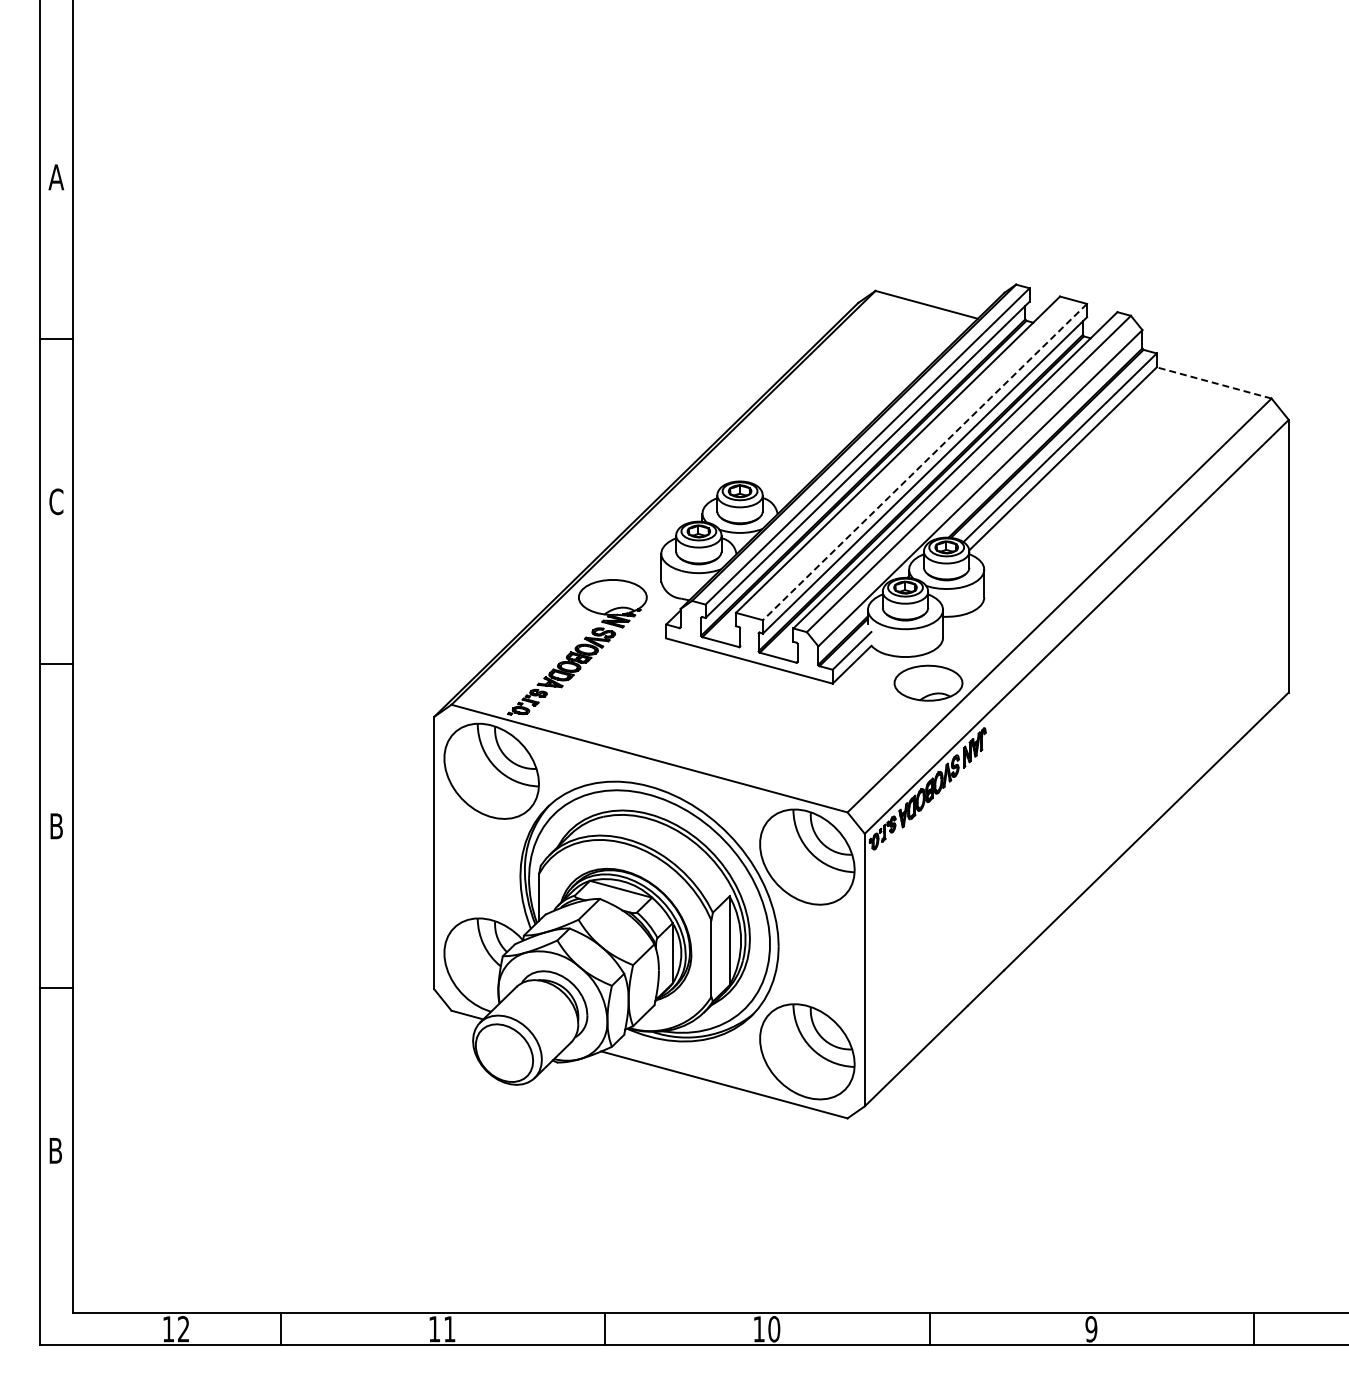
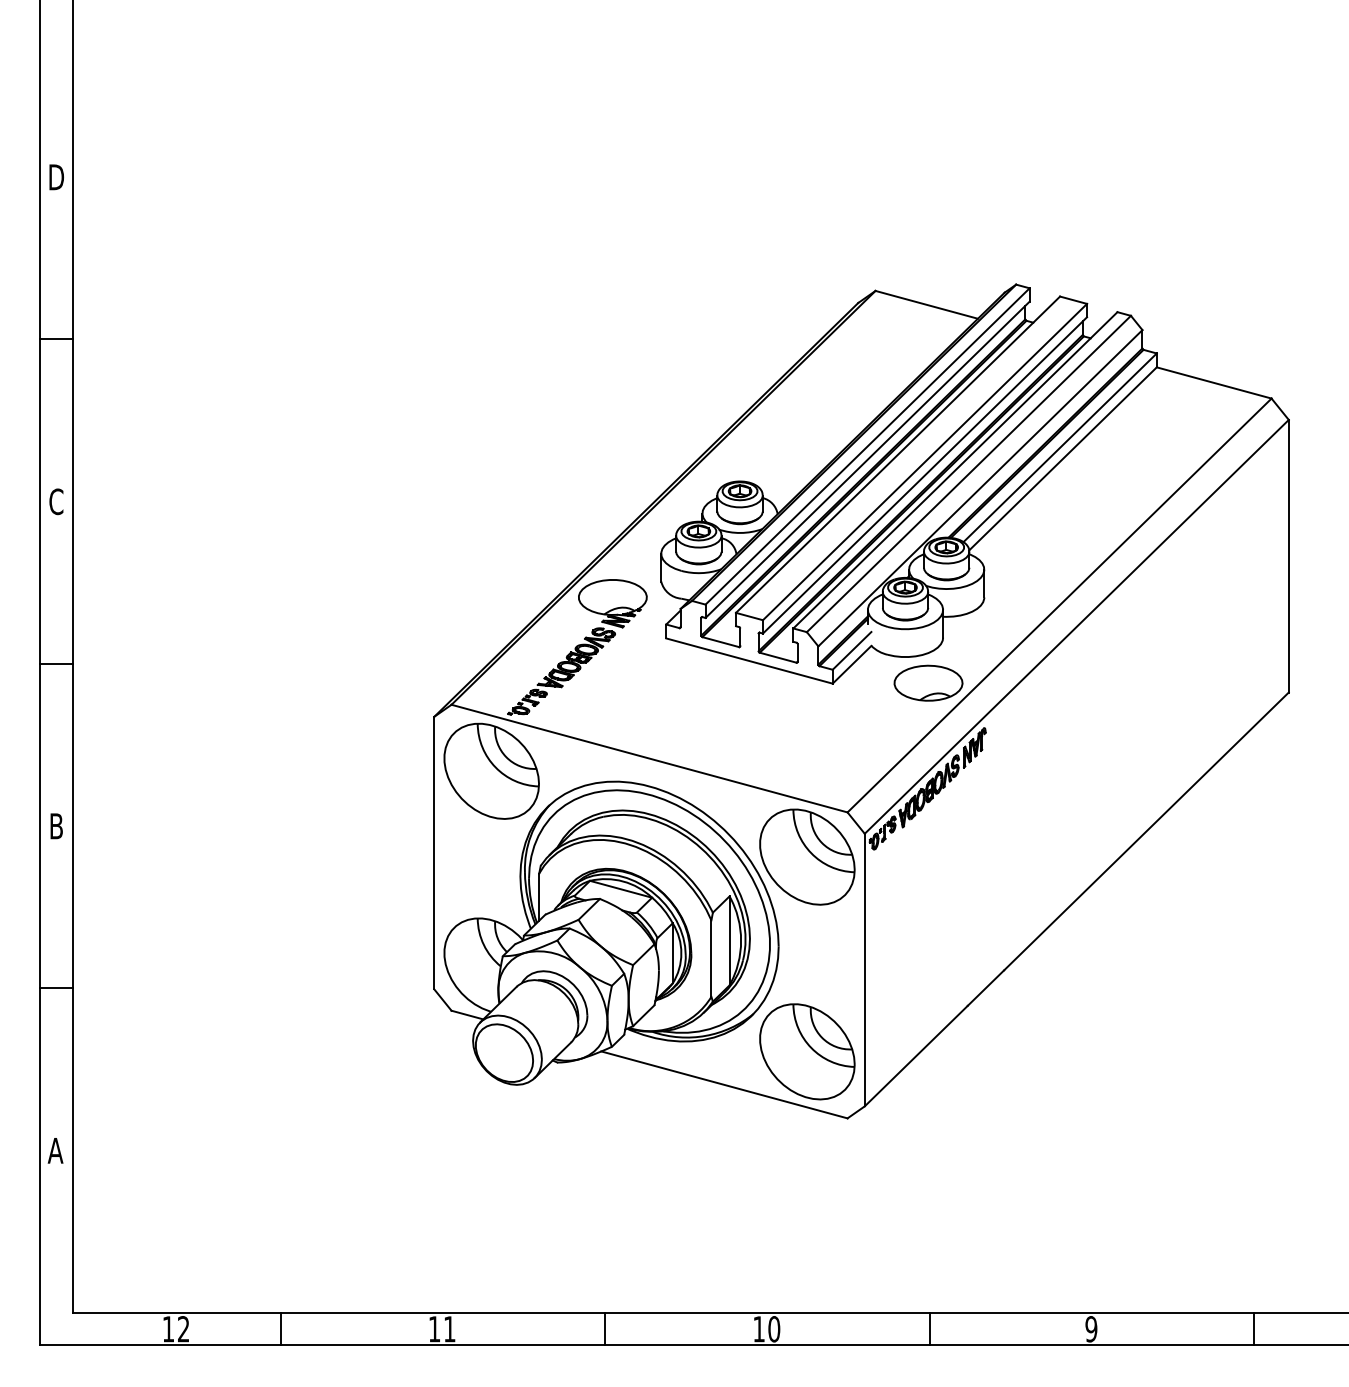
text: A -> D (56, 177)
line: dashed -> solid (1213, 382)
line: dashed -> solid (924, 462)
text: B -> A (55, 1150)
